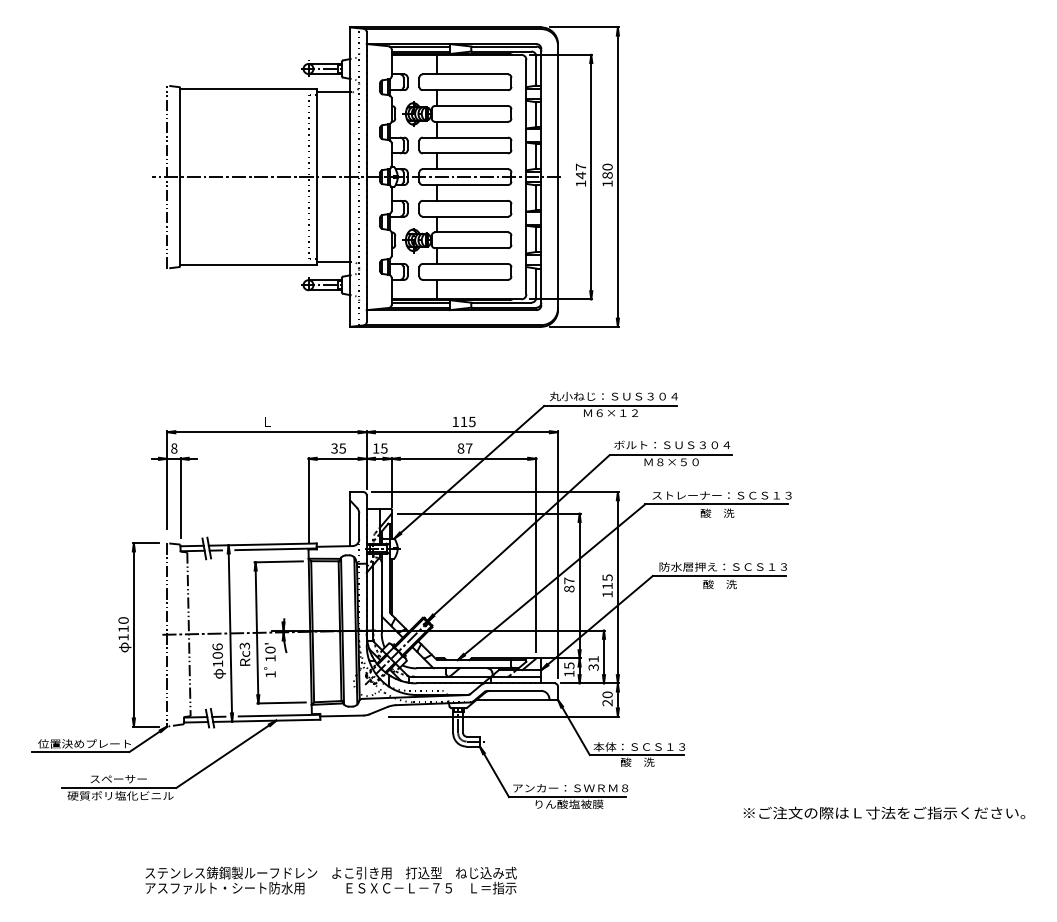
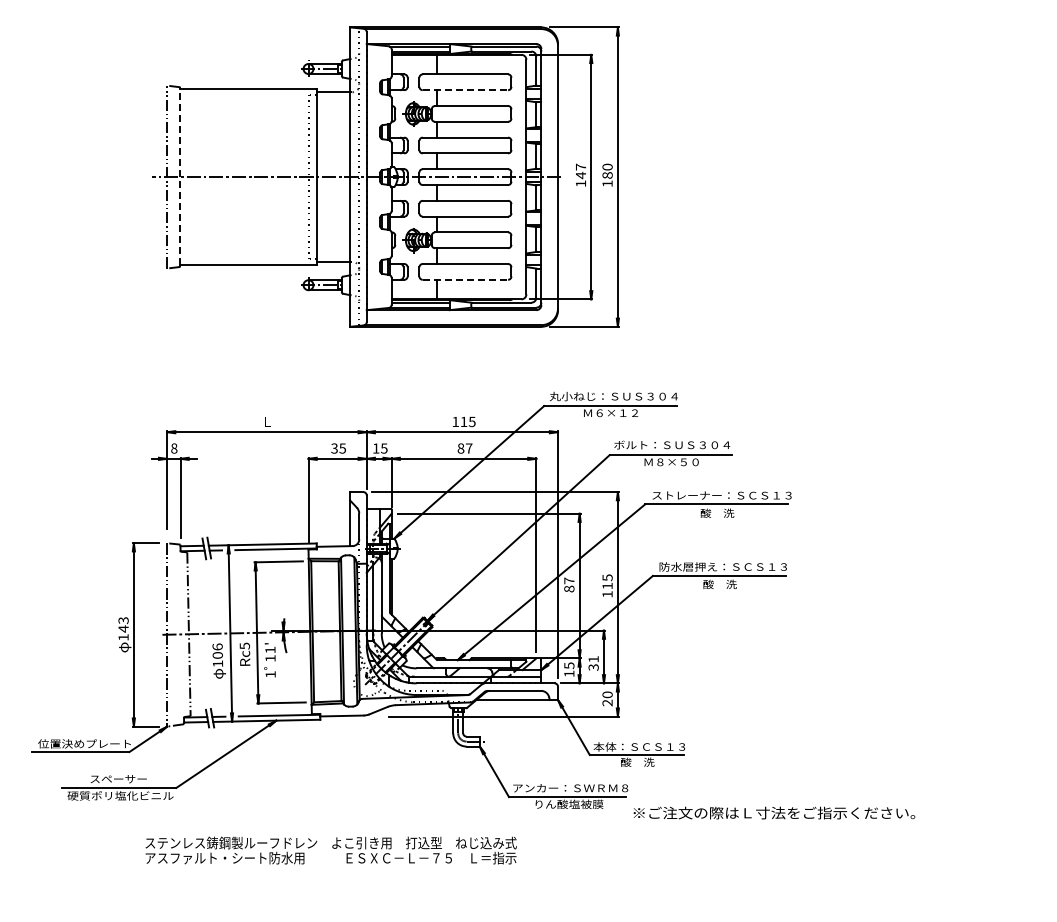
line: solid -> dashed (465, 90)
line: solid -> dashed (180, 176)
line: solid -> dashed (465, 279)
text: 110 -> 143 (123, 624)
text: Rc3 -> Rc5 (243, 645)
text: 10' -> 11' (270, 649)
text position: (884, 812) -> (774, 812) (774, 812)
text position: (330, 880) -> (330, 850) (330, 850)
